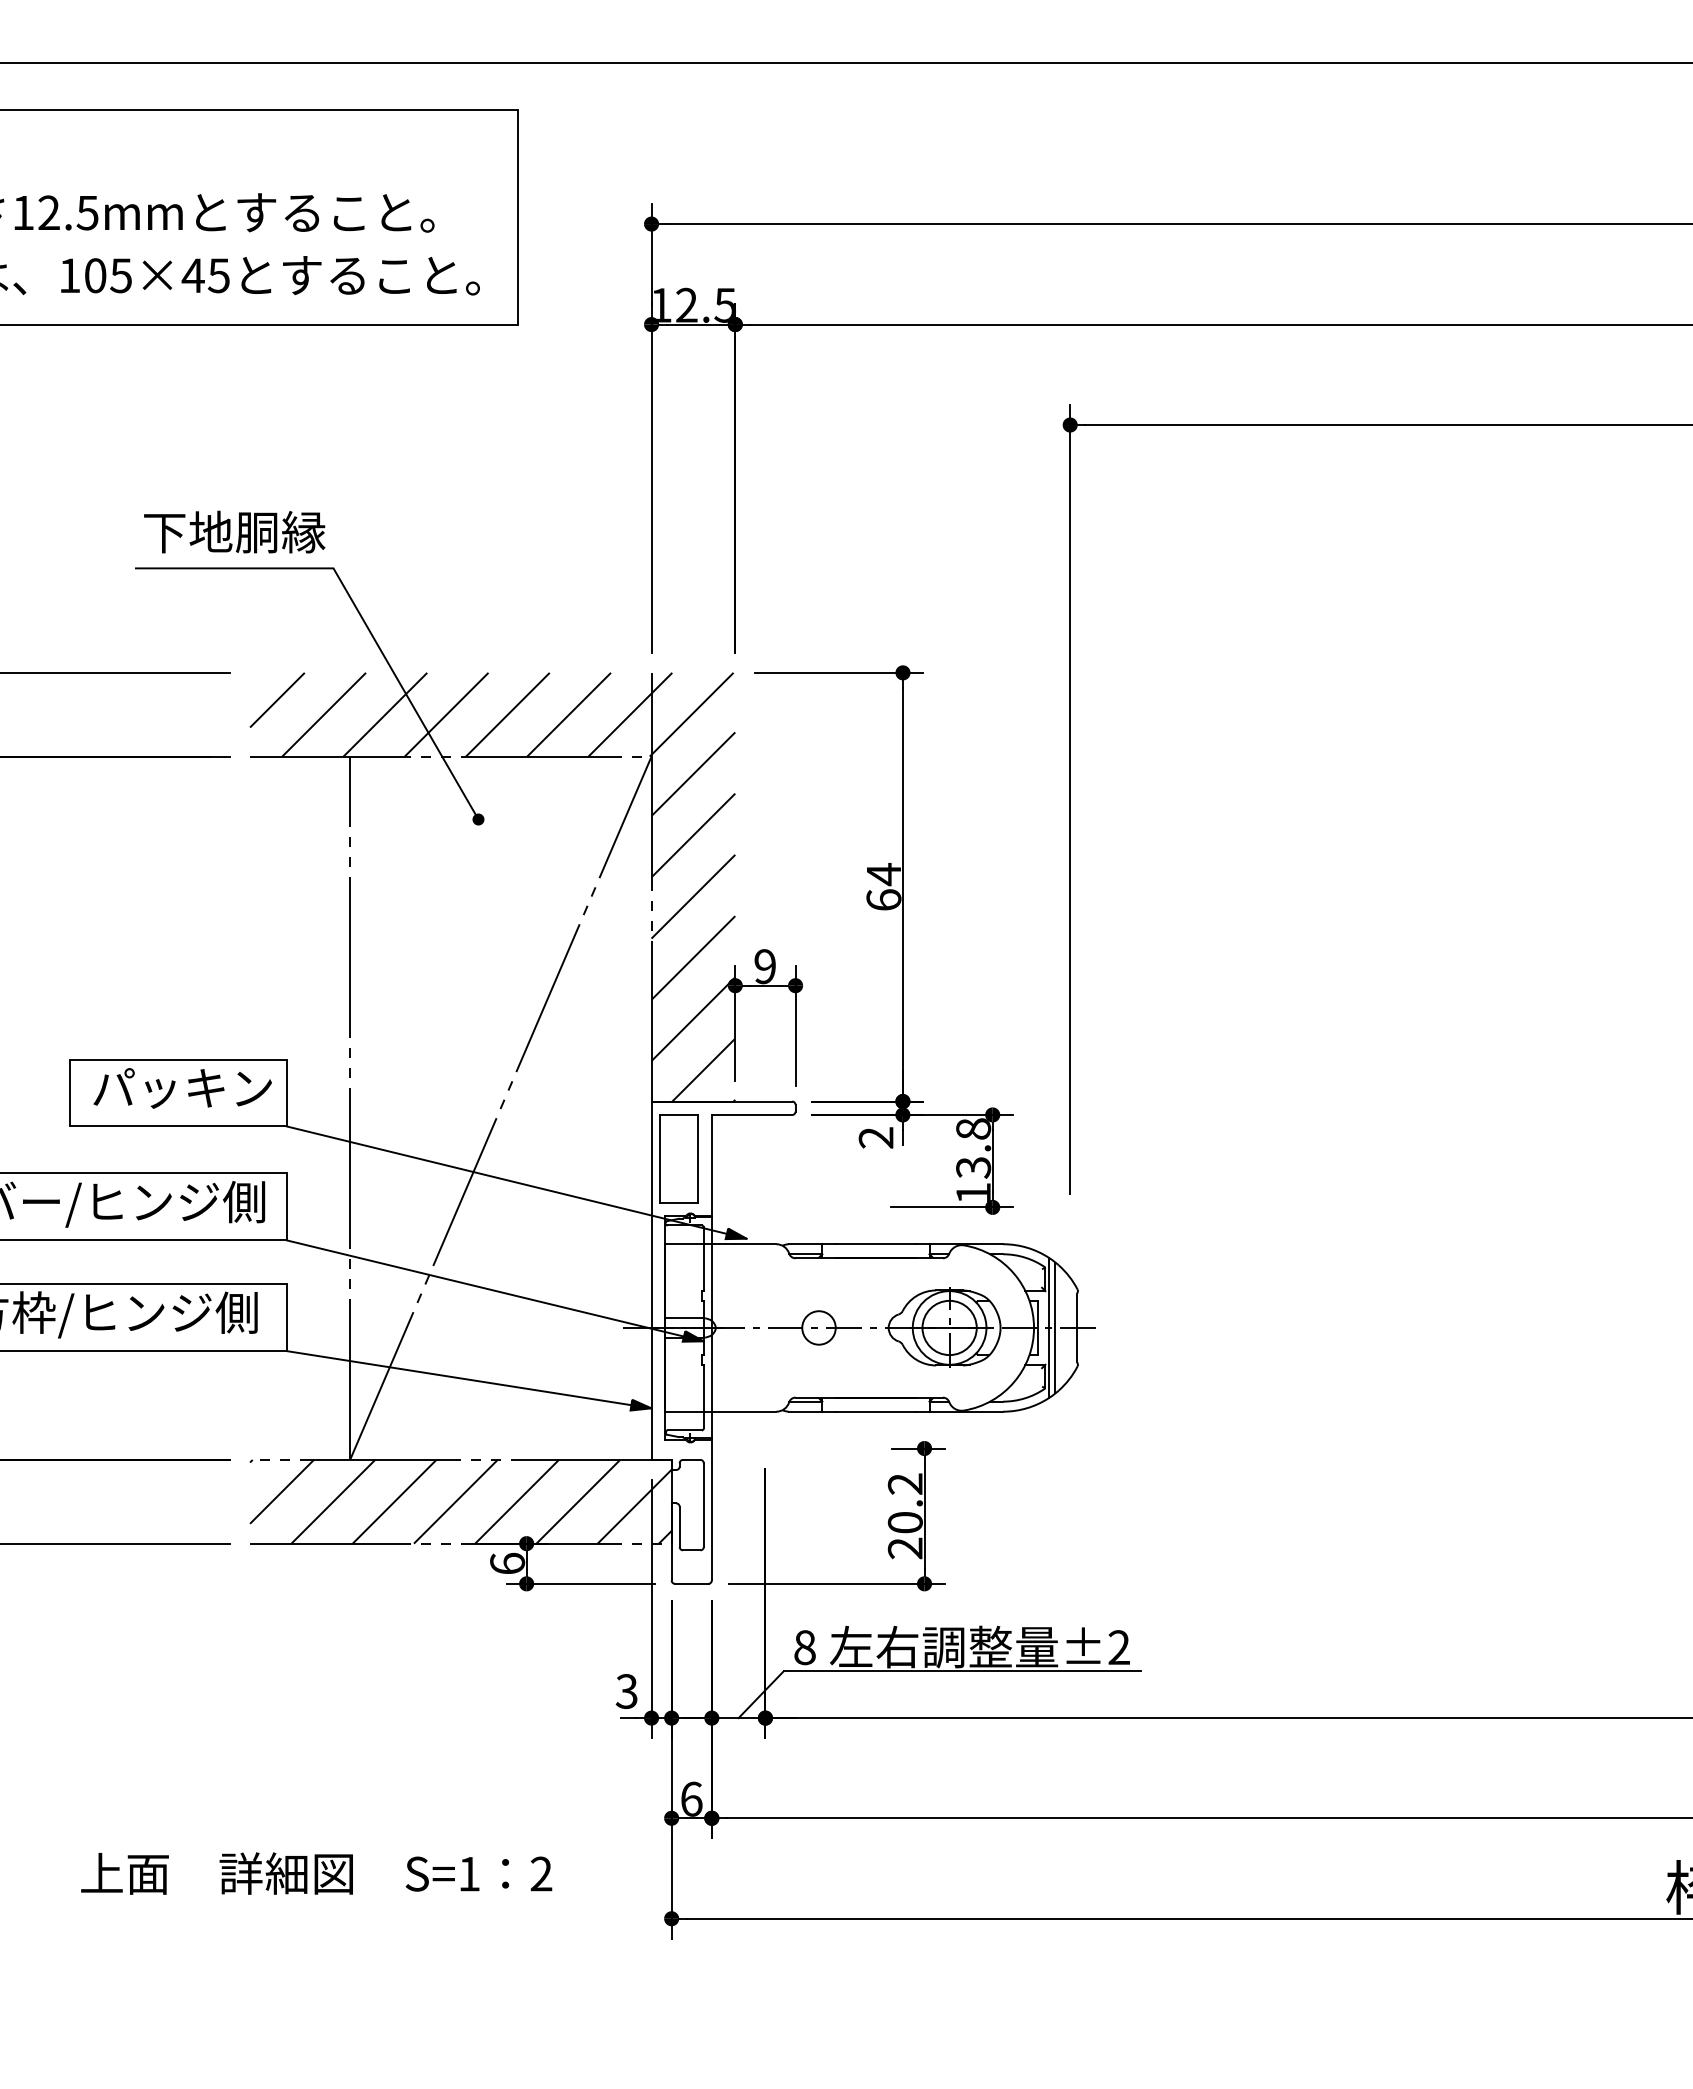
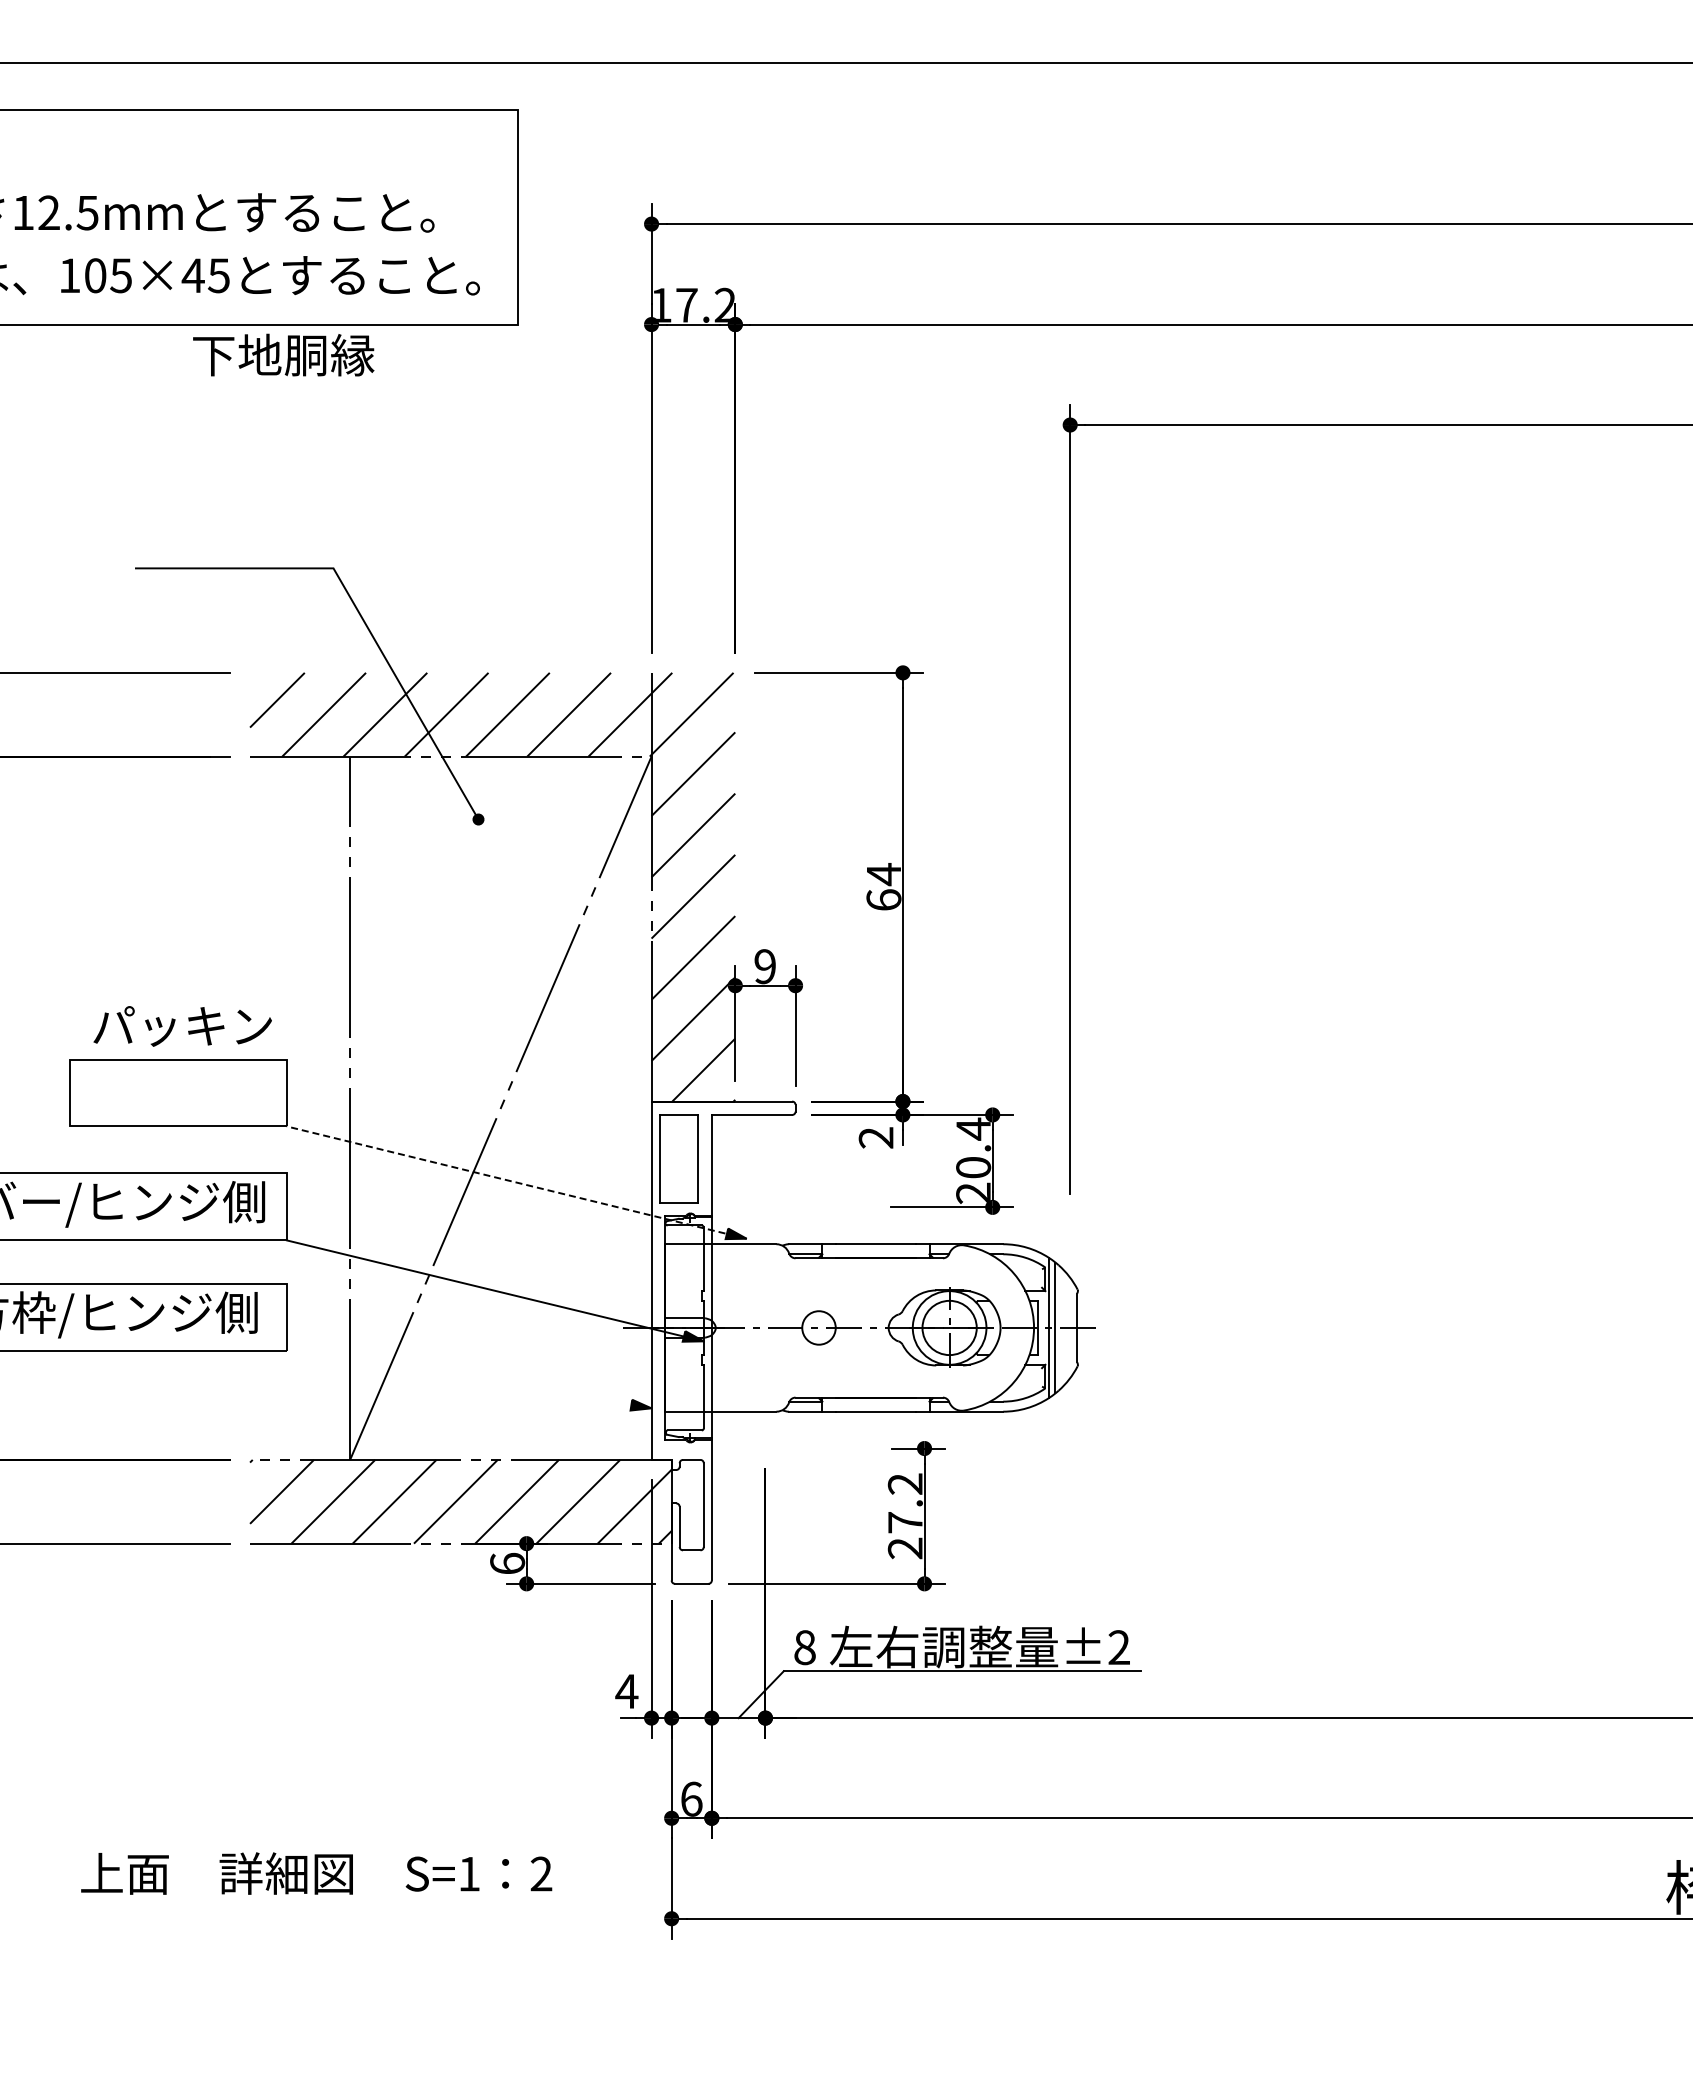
text: 12.5 -> 17.2 (705, 304)
text position: (234, 531) -> (283, 354) (283, 354)
text position: (182, 1088) -> (182, 1026) (182, 1026)
text: 13.8 -> 20.4 (973, 1160)
line: solid -> dashed (516, 1182)
line: present -> none (468, 1379)
text: 20.2 -> 27.2 (904, 1522)
text: 3 -> 4 (626, 1691)
